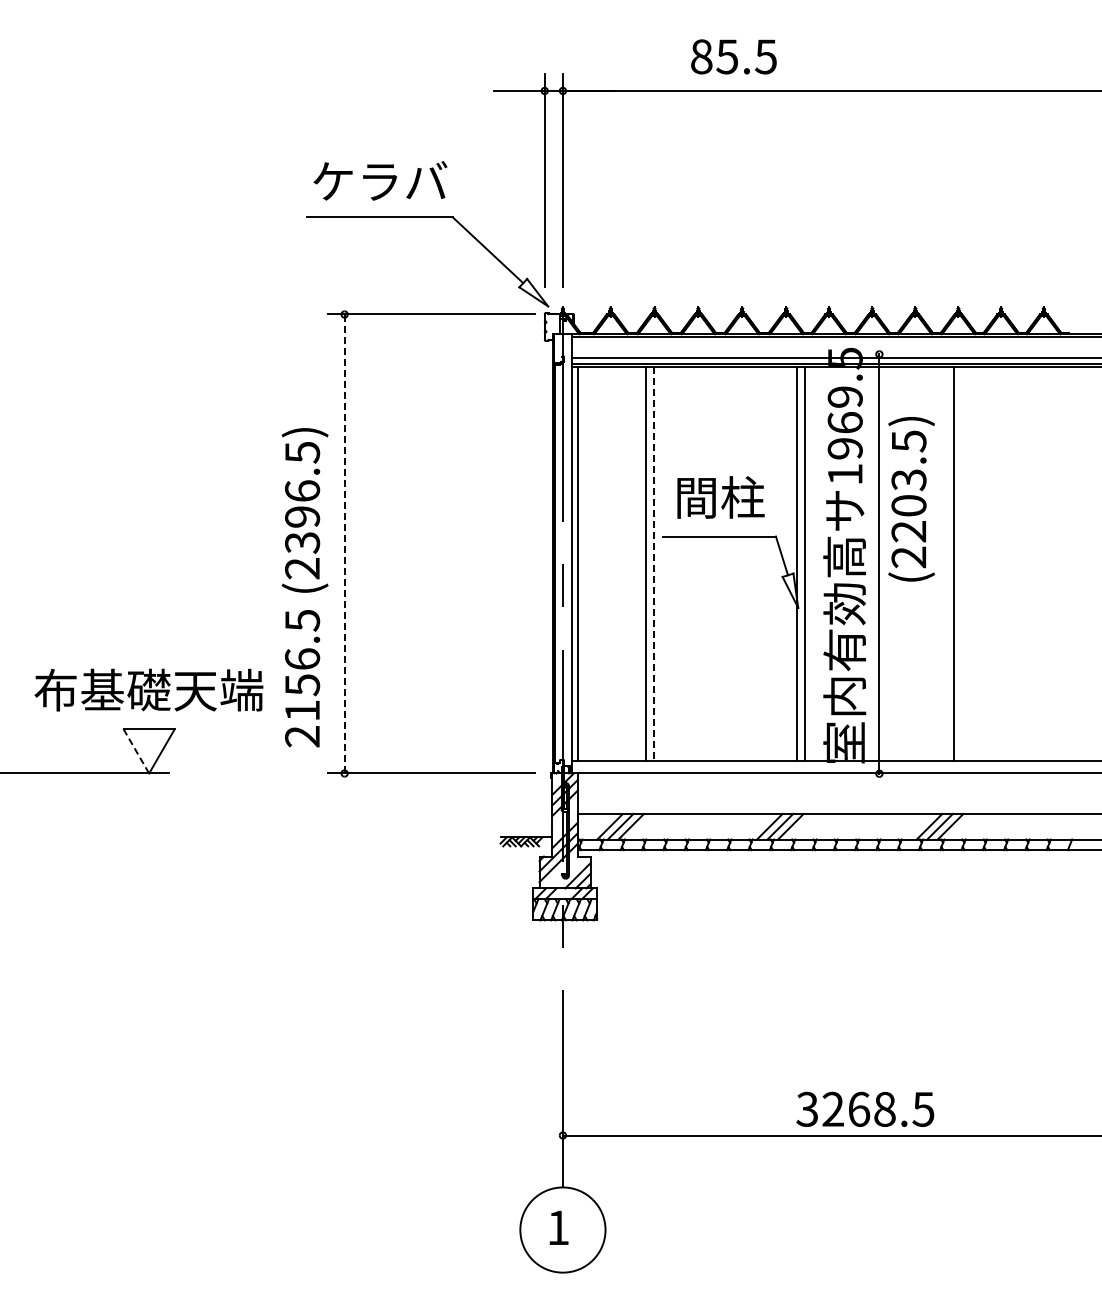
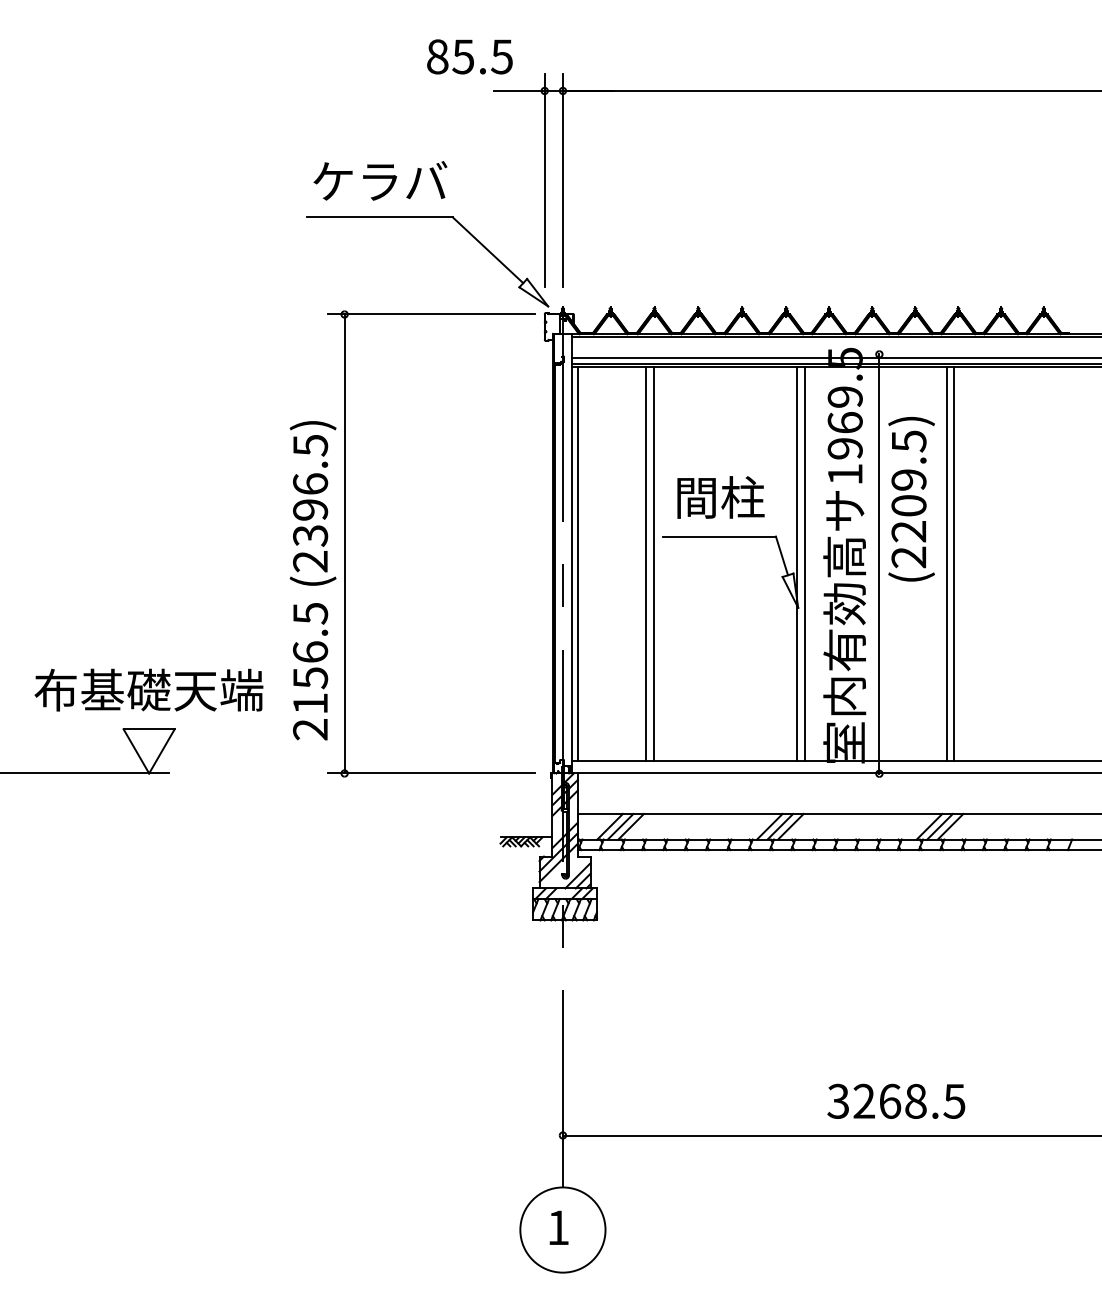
text position: (733, 56) -> (469, 56) (469, 56)
text: (2203.5) -> (2209.5) (908, 480)
line: dashed -> solid (344, 544)
line: none -> present (946, 563)
line: dashed -> solid (653, 564)
text position: (304, 587) -> (312, 580) (312, 580)
line: dashed -> solid (136, 751)
text position: (865, 1108) -> (896, 1100) (896, 1100)
